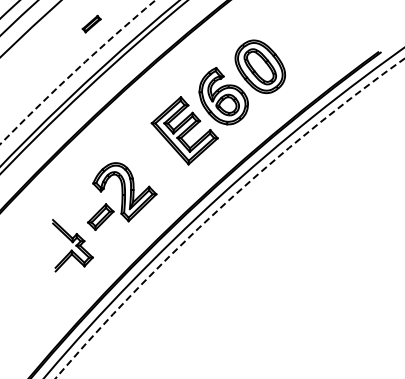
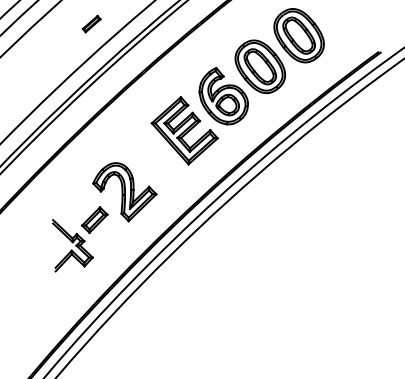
part: none -> present (298, 35)
arc: dashed -> solid (76, 70)
arc: dashed -> solid (220, 208)
part position: (100, 216) -> (94, 219) (94, 219)
